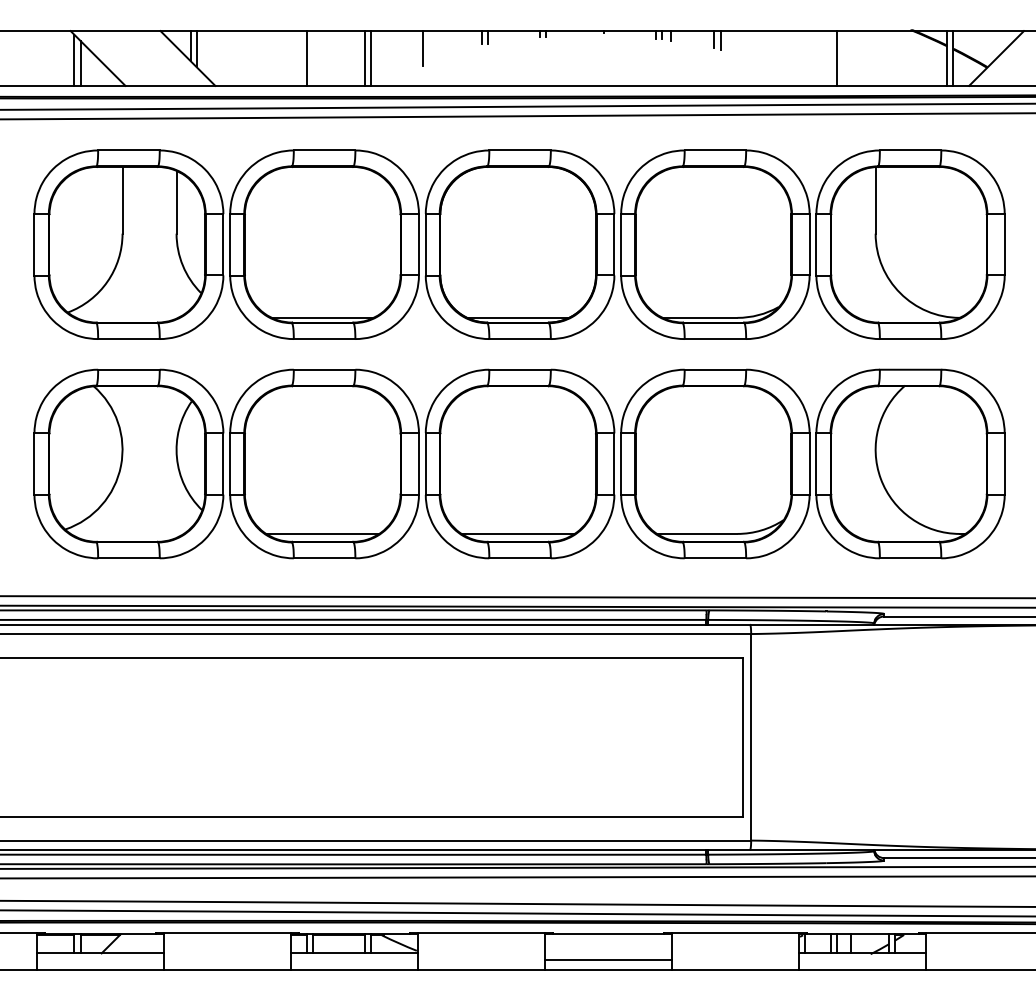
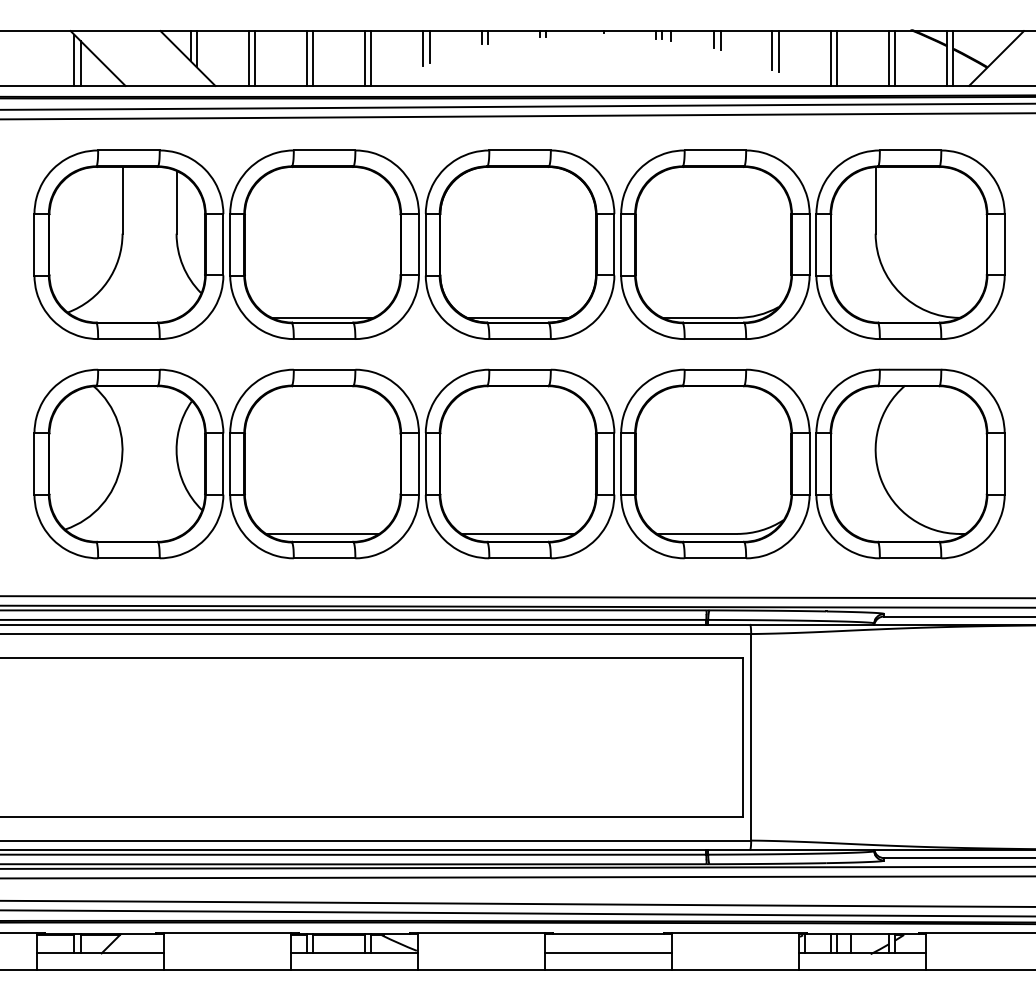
line: none -> present (429, 47)
line: none -> present (772, 50)
line: none -> present (778, 51)
line: none -> present (248, 58)
line: none -> present (255, 58)
line: none -> present (313, 58)
line: none -> present (830, 58)
line: none -> present (888, 58)
line: none -> present (895, 58)
line position: (608, 960) -> (608, 953) (608, 953)
